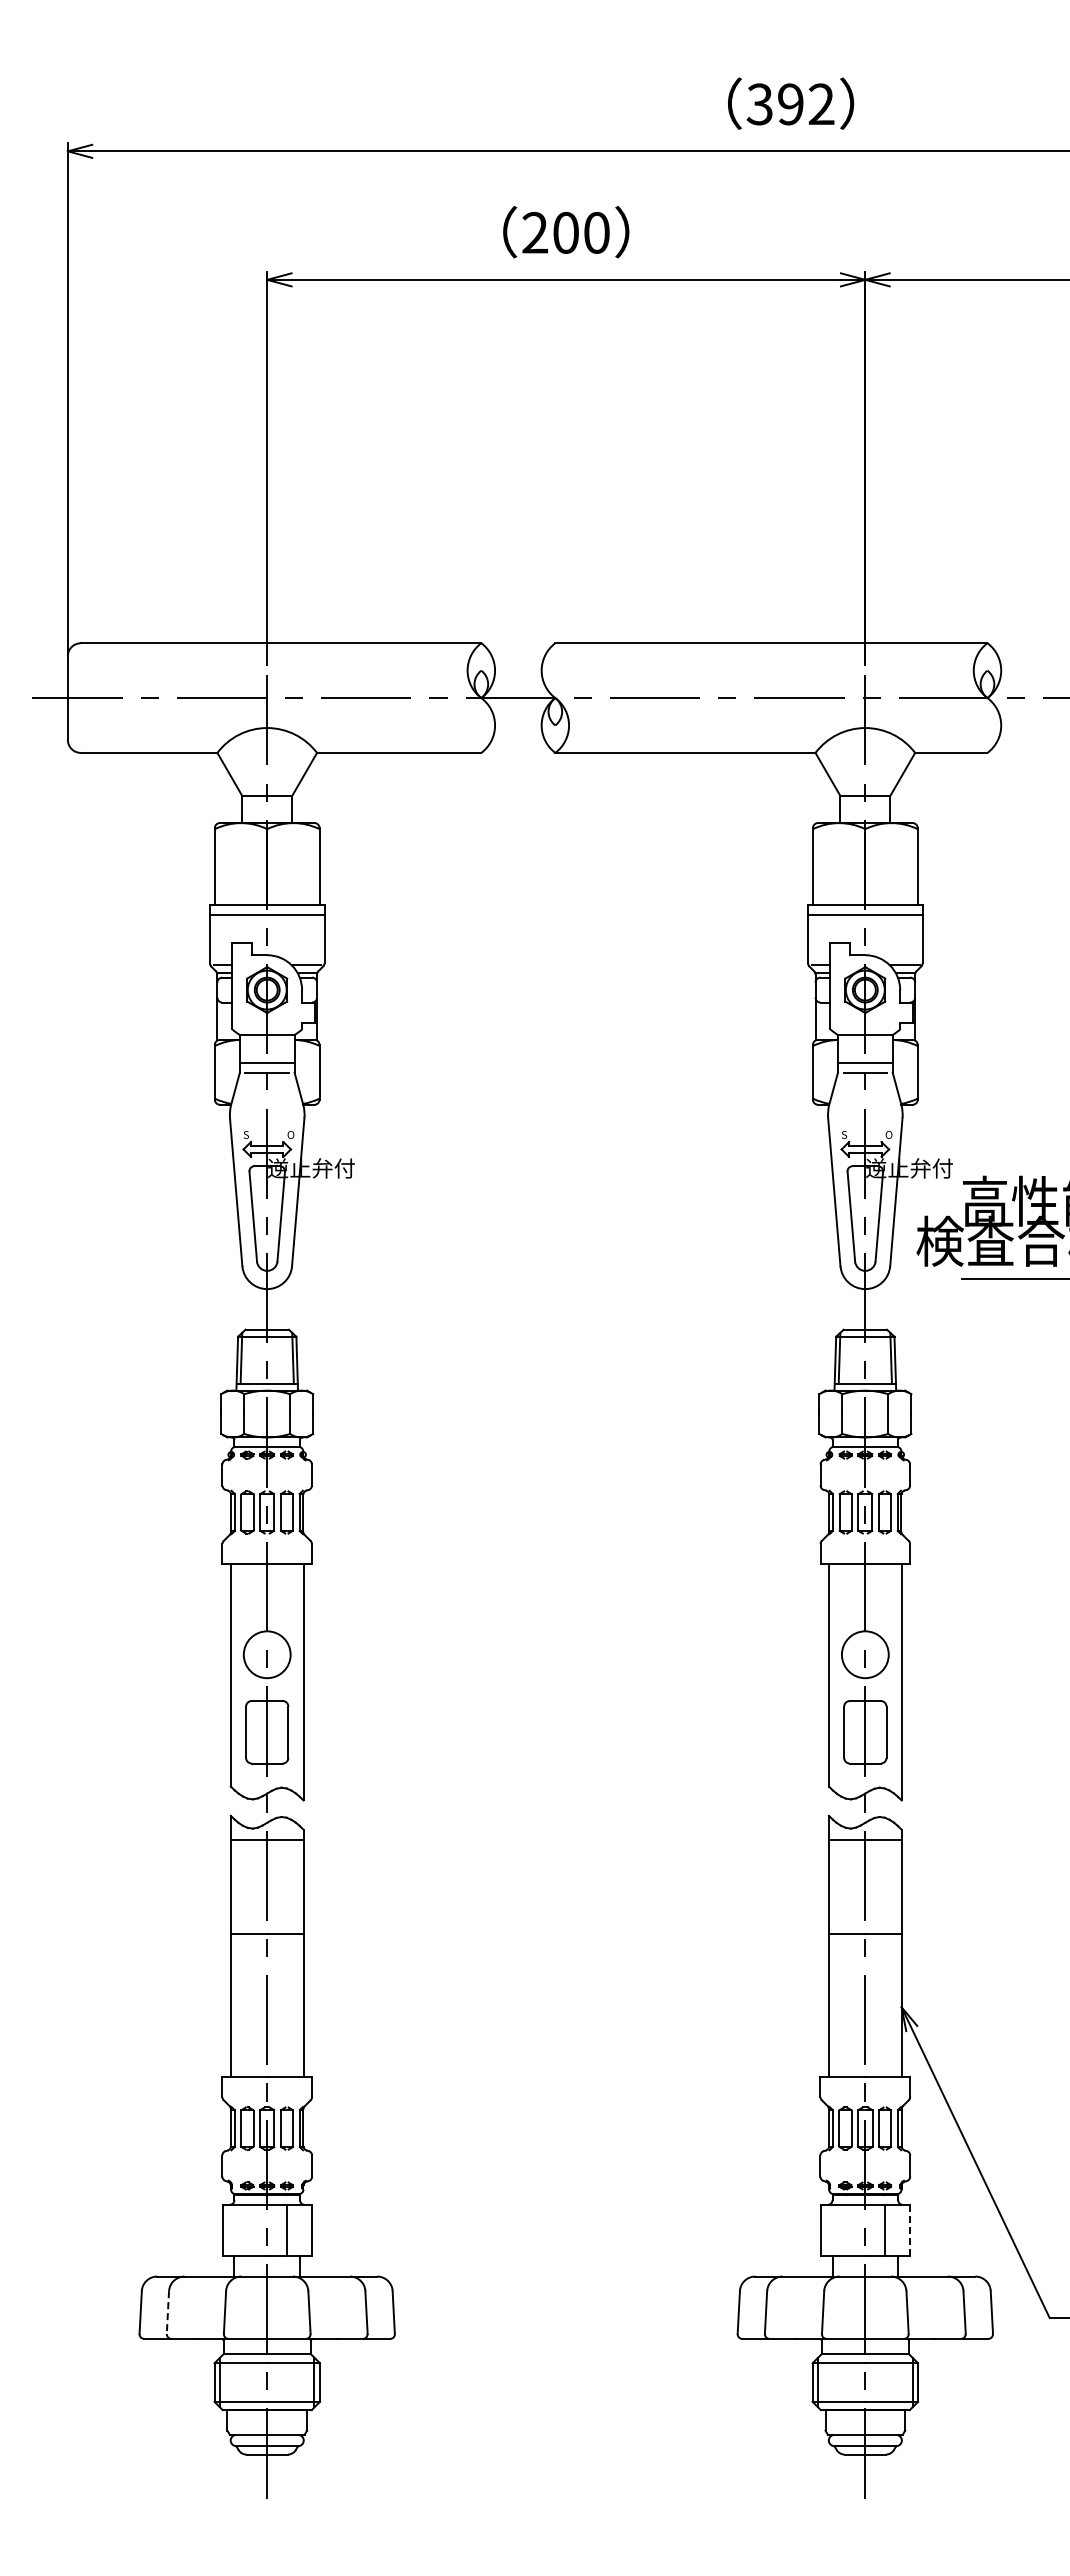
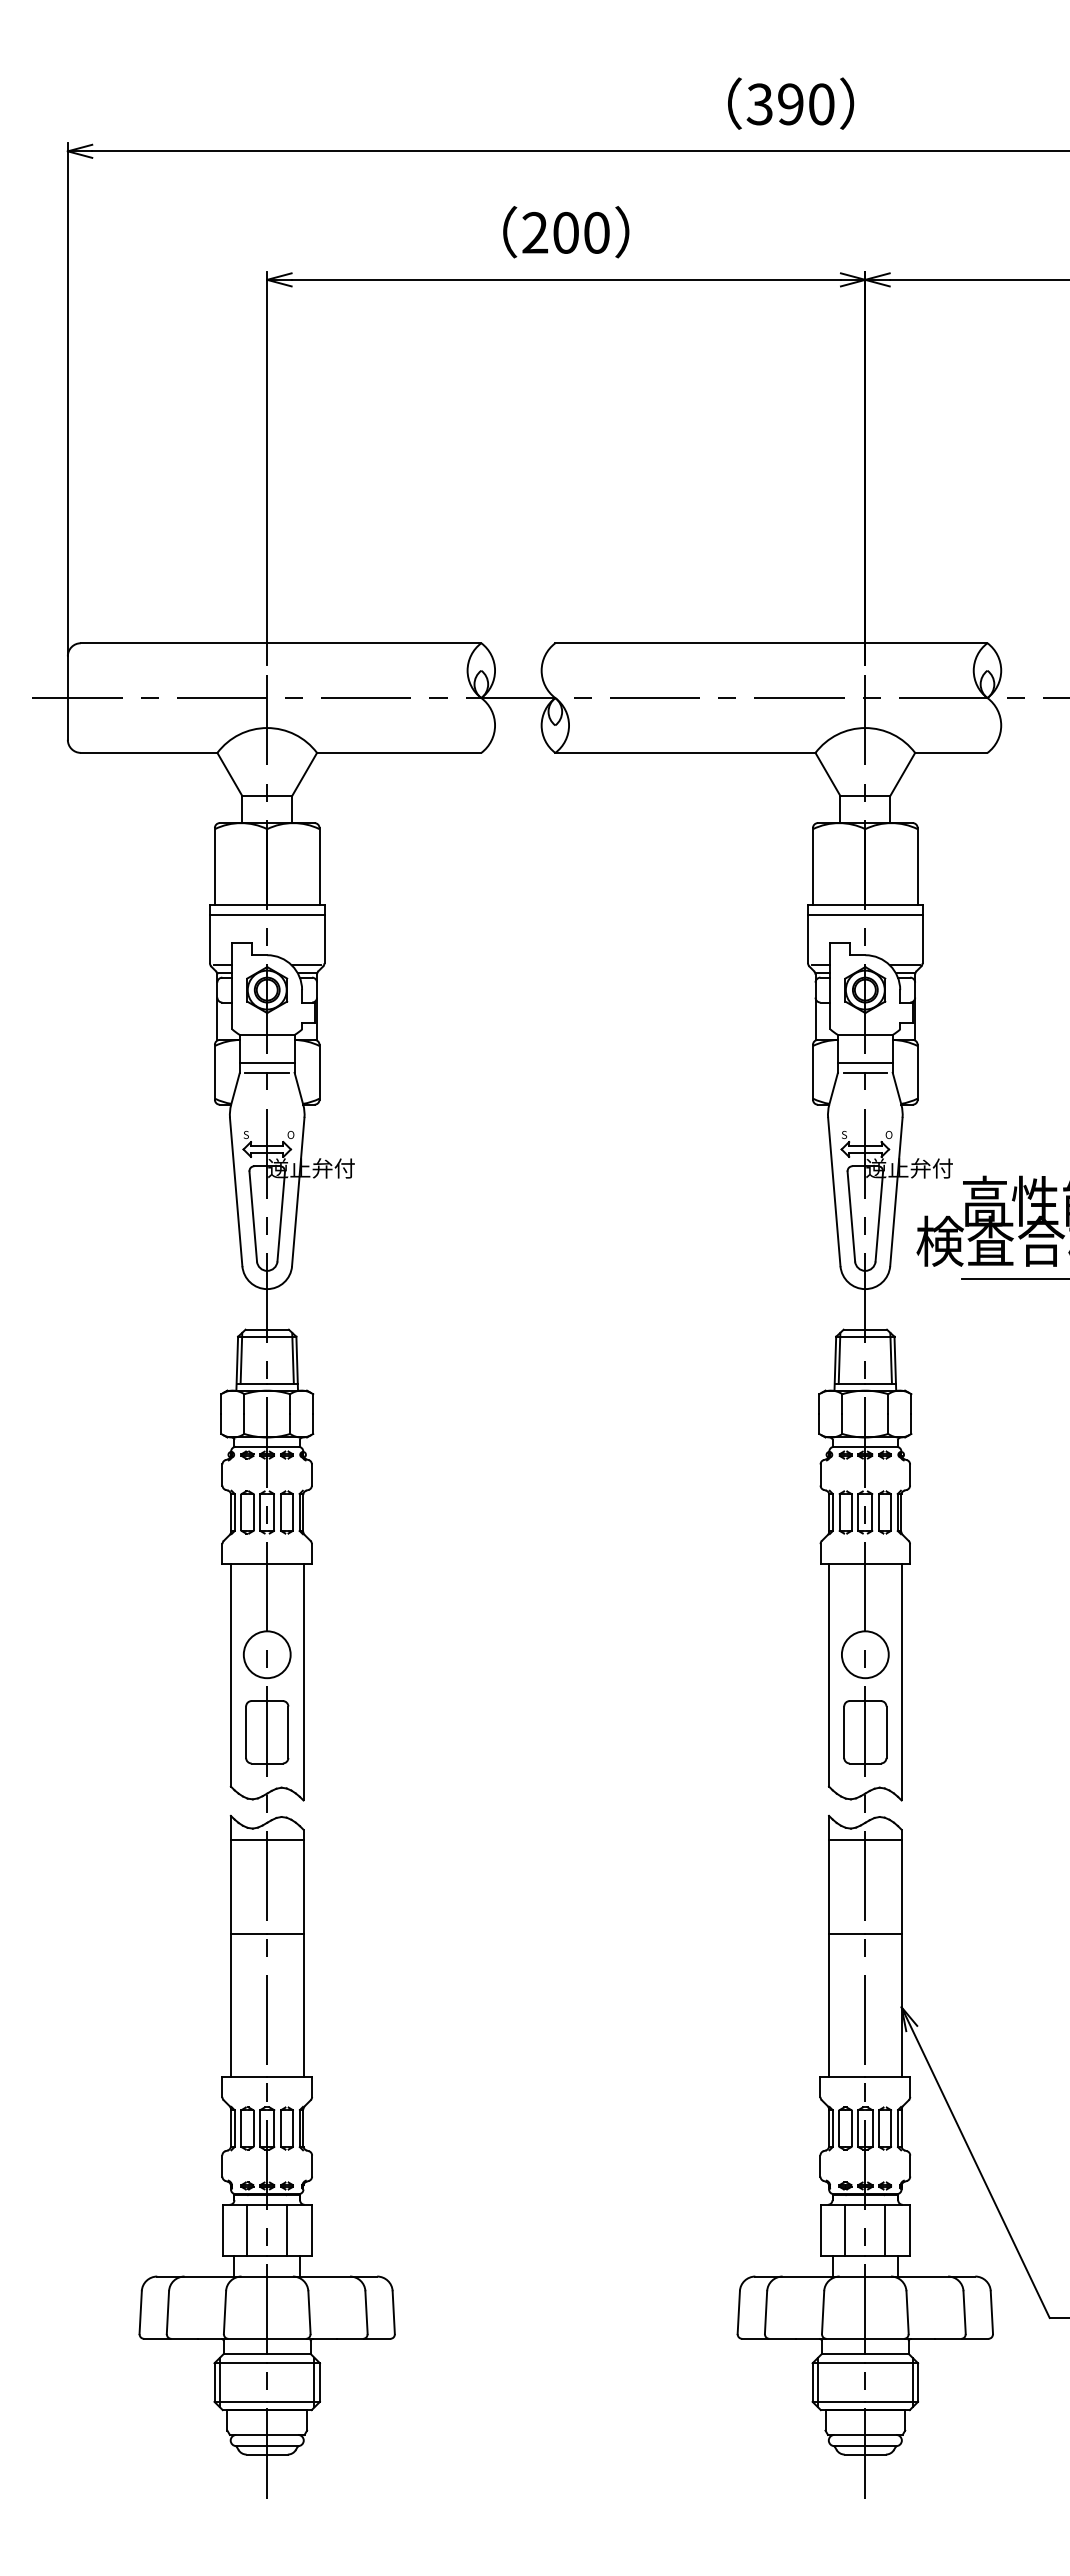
text: 392 -> 390 (821, 104)
line: none -> present (247, 2230)
line: none -> present (845, 2230)
line: dashed -> solid (909, 2230)
line: dashed -> solid (167, 2313)
